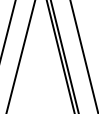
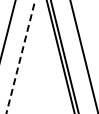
line: solid -> dashed (21, 56)
